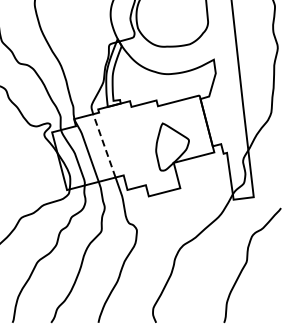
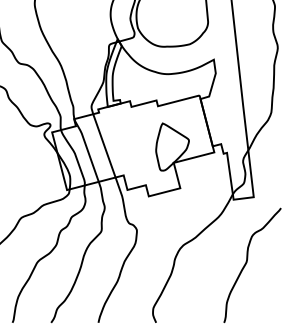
line: dashed -> solid (104, 145)
